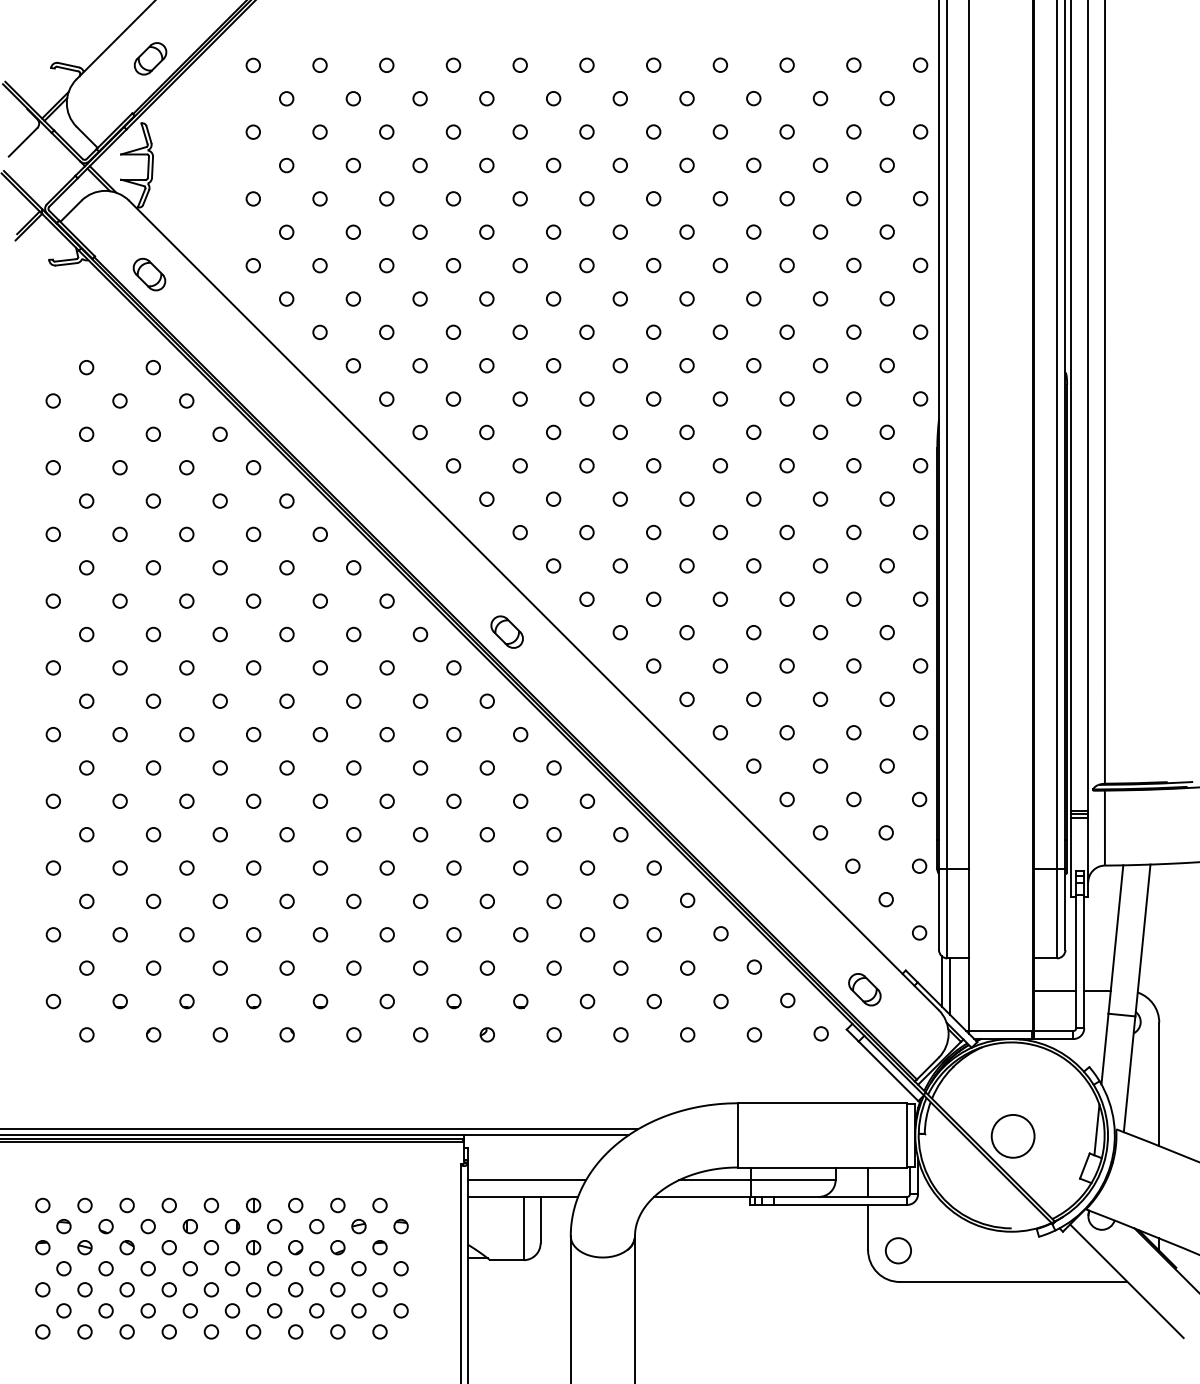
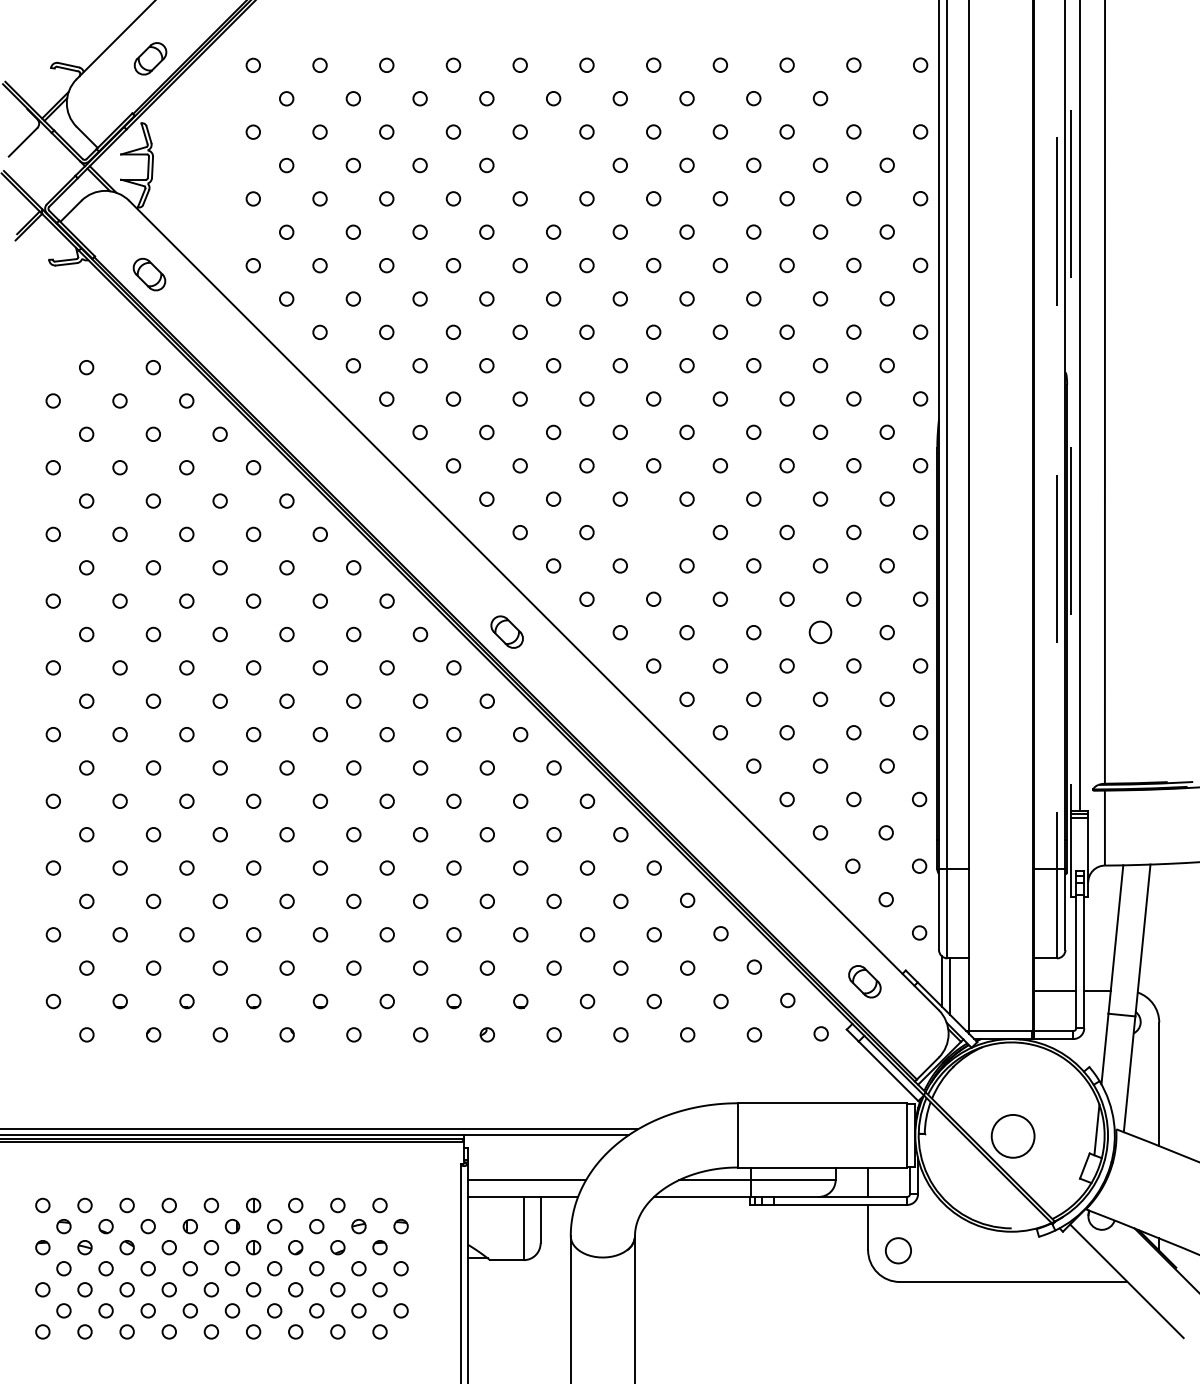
circle: present -> none (886, 98)
circle: present -> none (553, 165)
line: solid -> dashed (1071, 406)
line position: (1088, 406) -> (1080, 406) (1080, 406)
line: solid -> dashed (1057, 435)
circle: present -> none (653, 532)
circle size: 17x16 px -> 25x25 px (820, 632)
part position: (864, 989) -> (864, 981) (864, 981)
